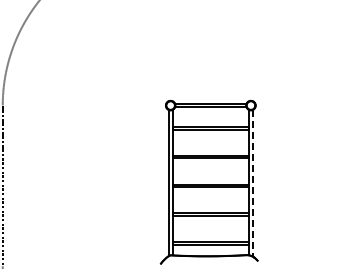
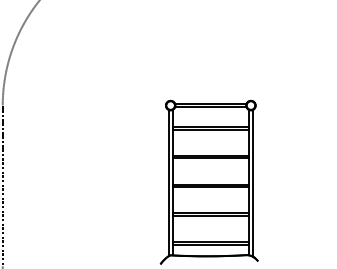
line: dashed -> solid (253, 183)
